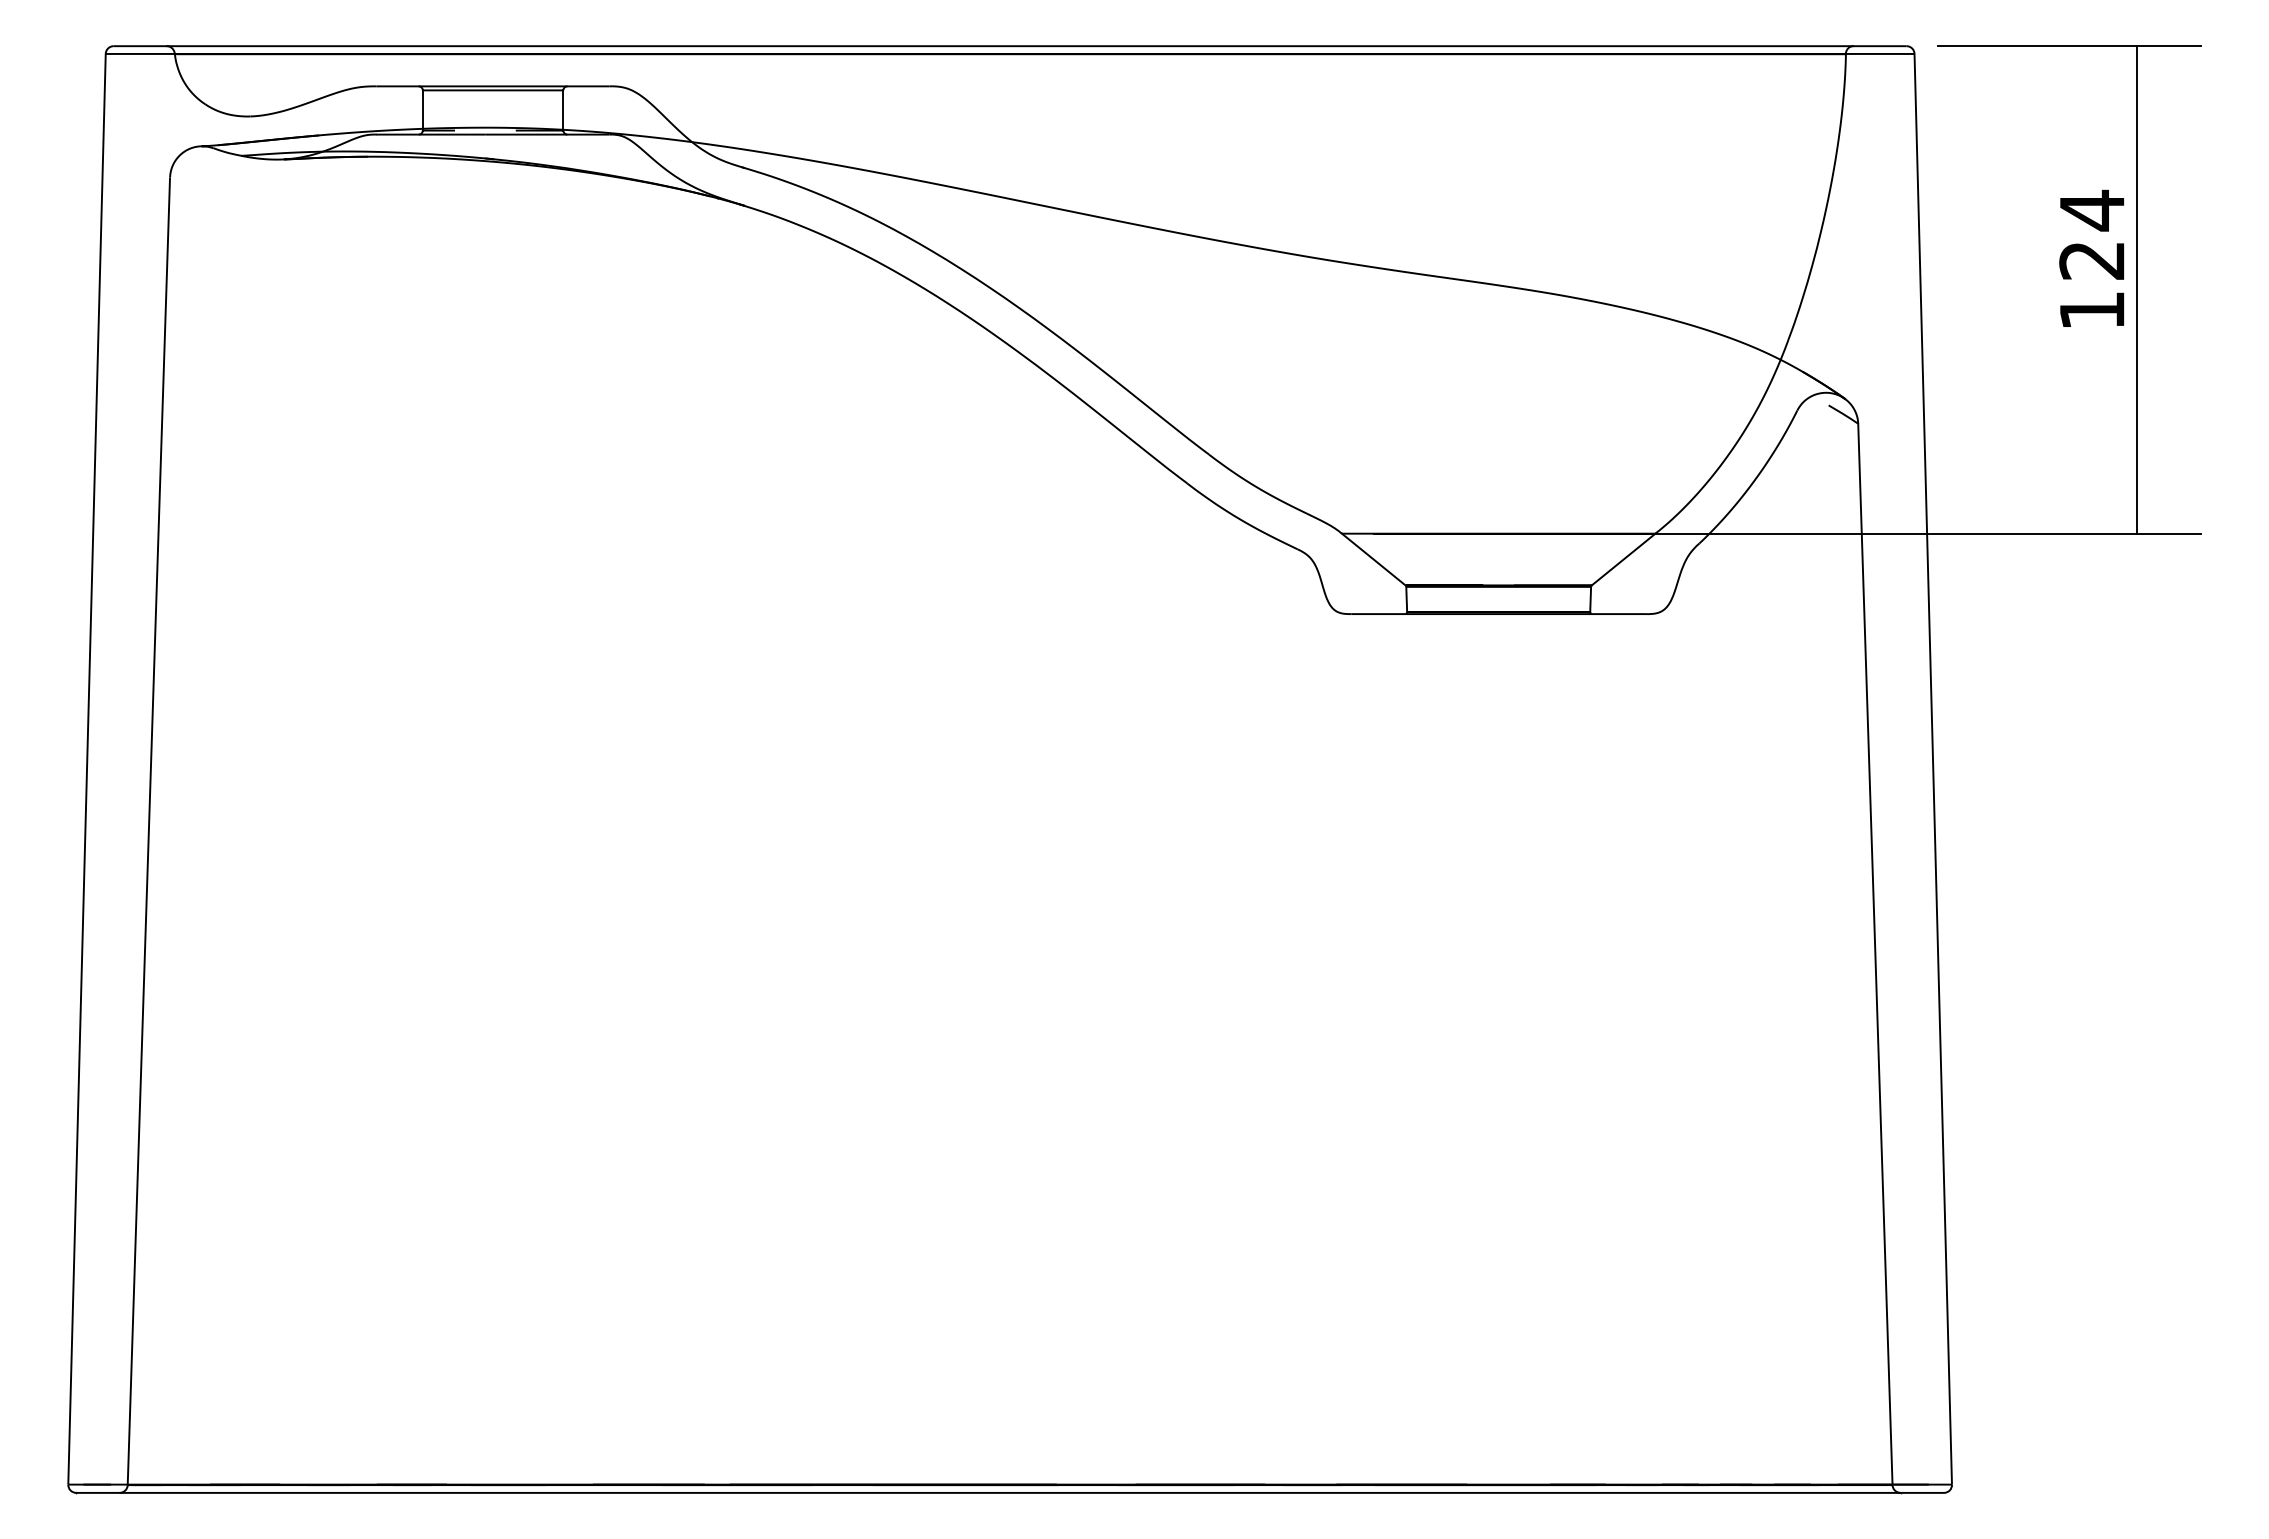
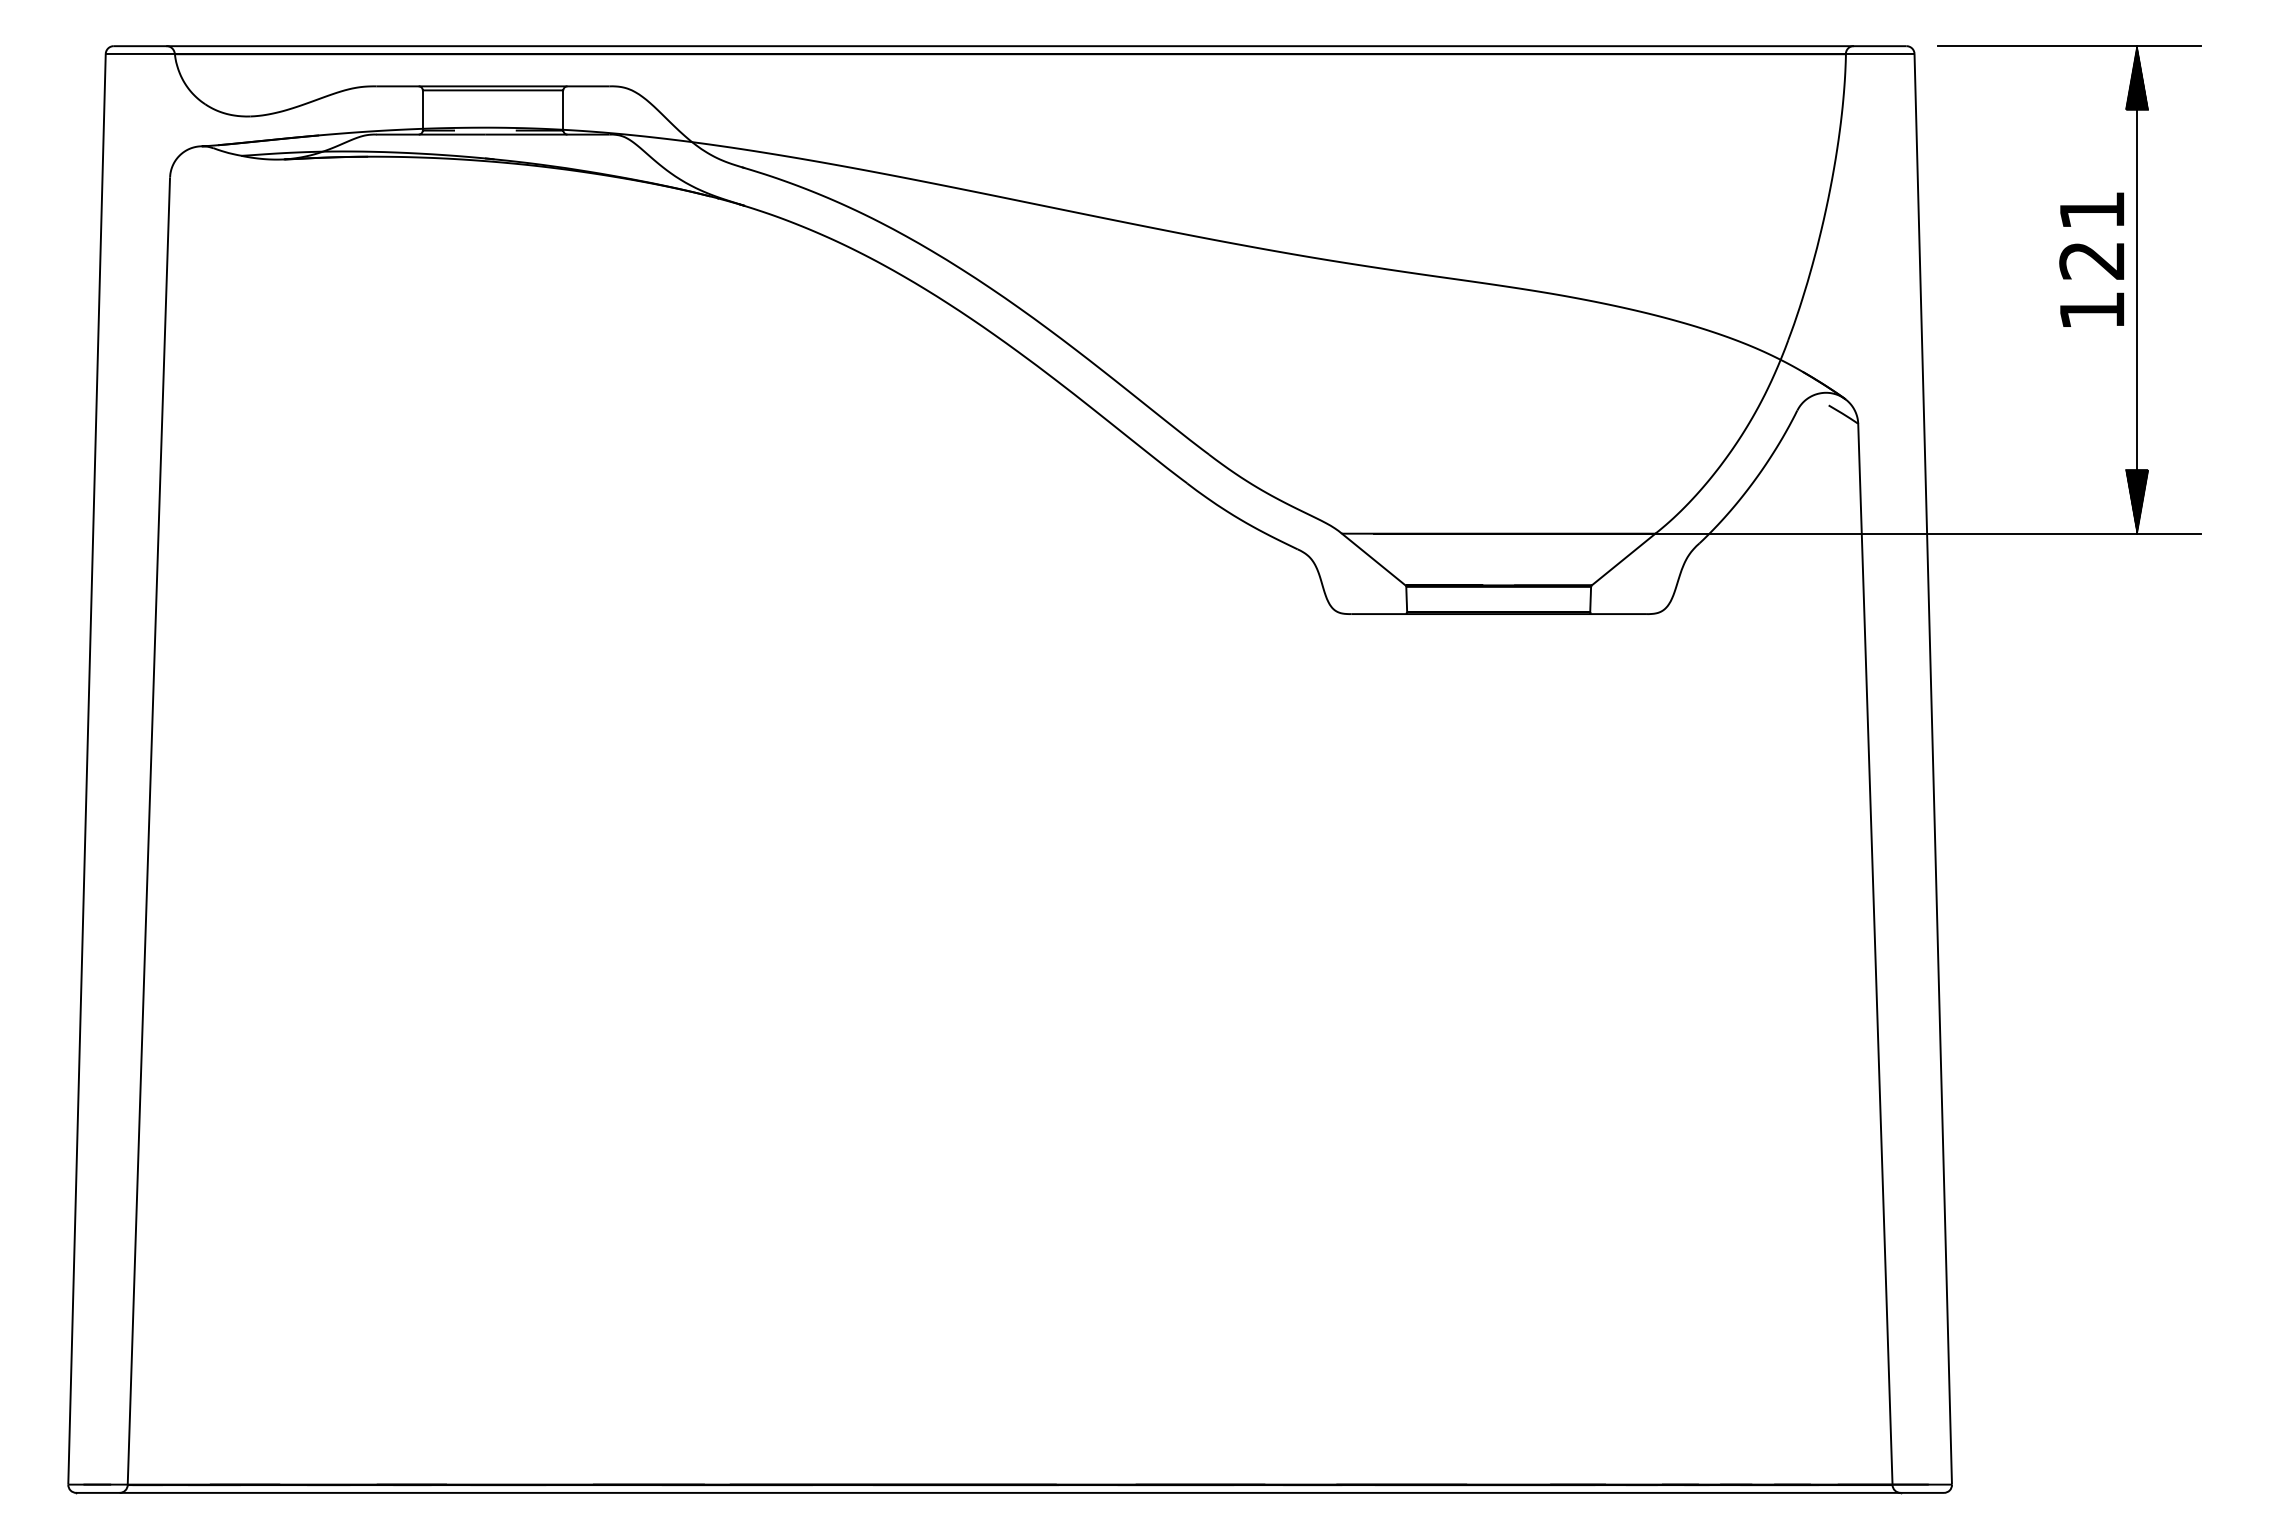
hatch: none -> present (2136, 77)
text: 124 -> 121 (2092, 210)
hatch: none -> present (2136, 501)
